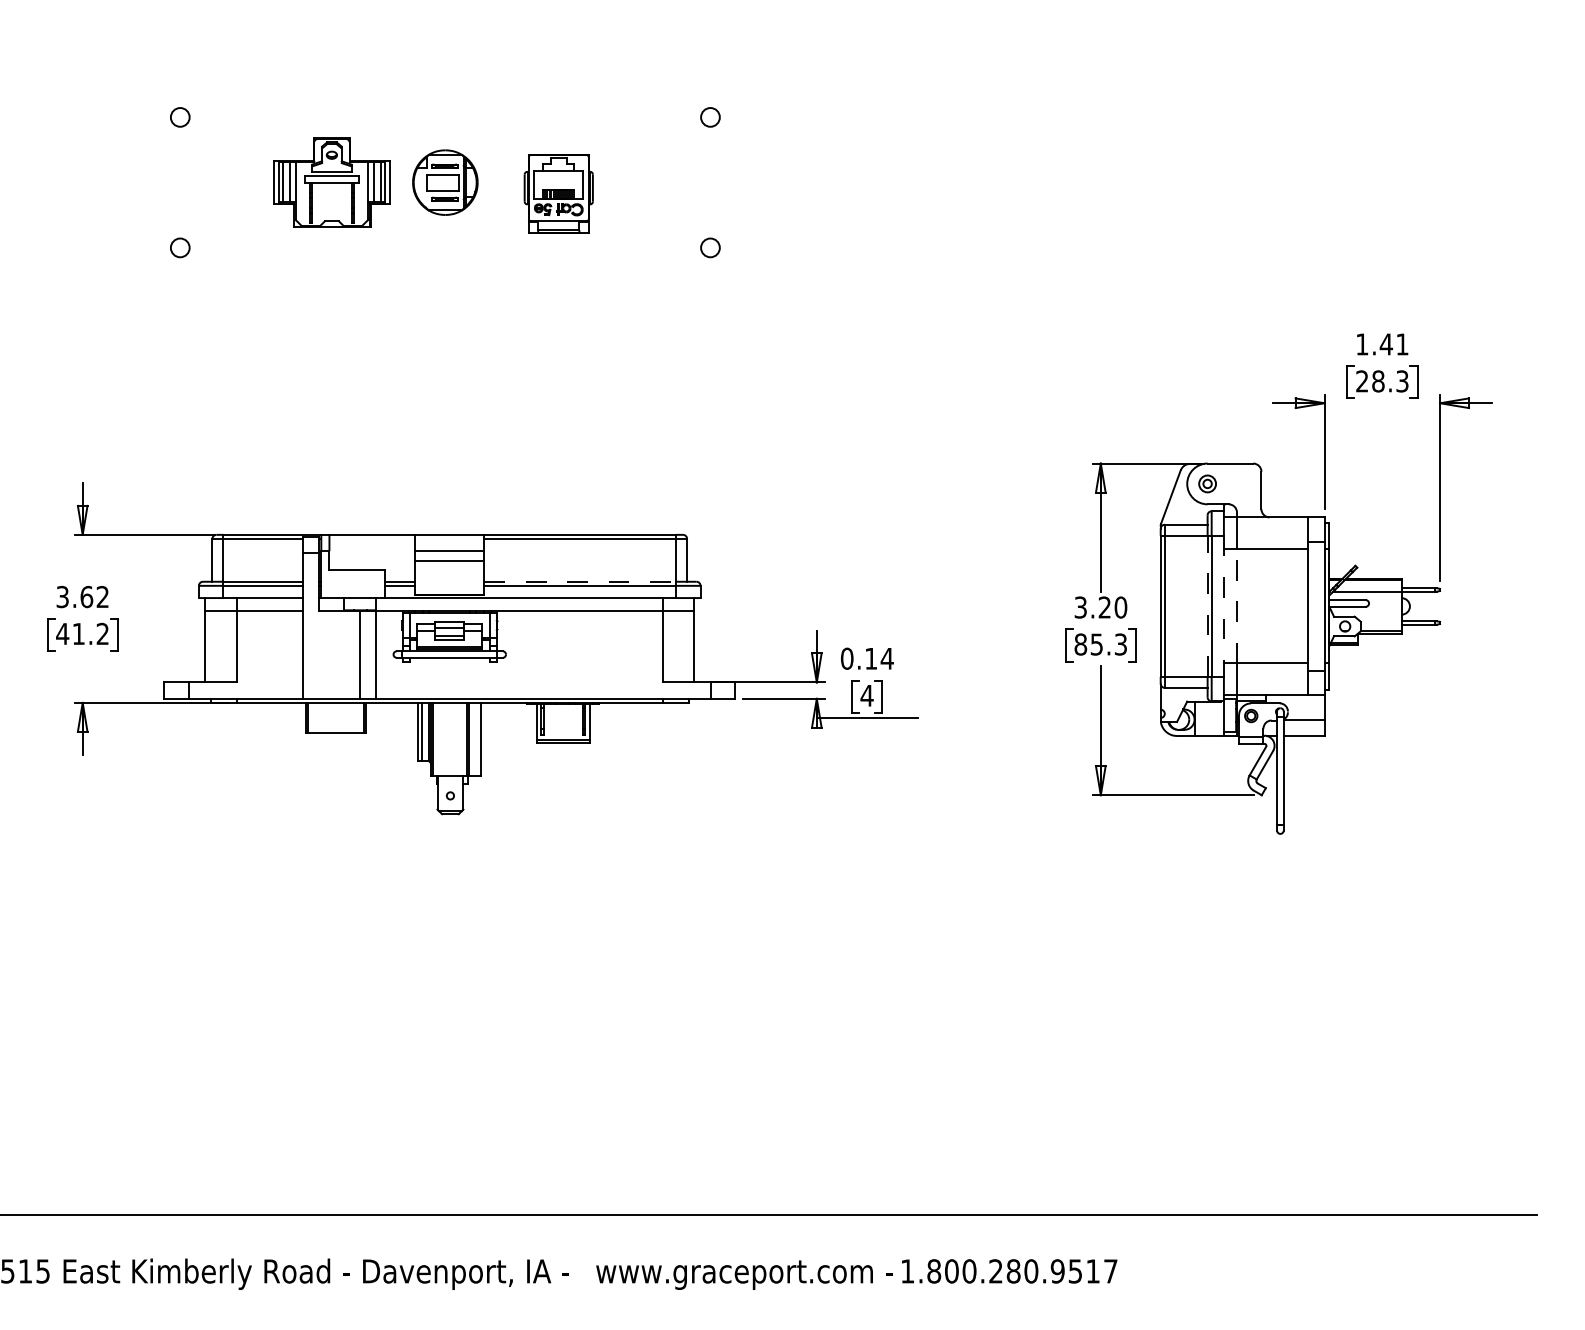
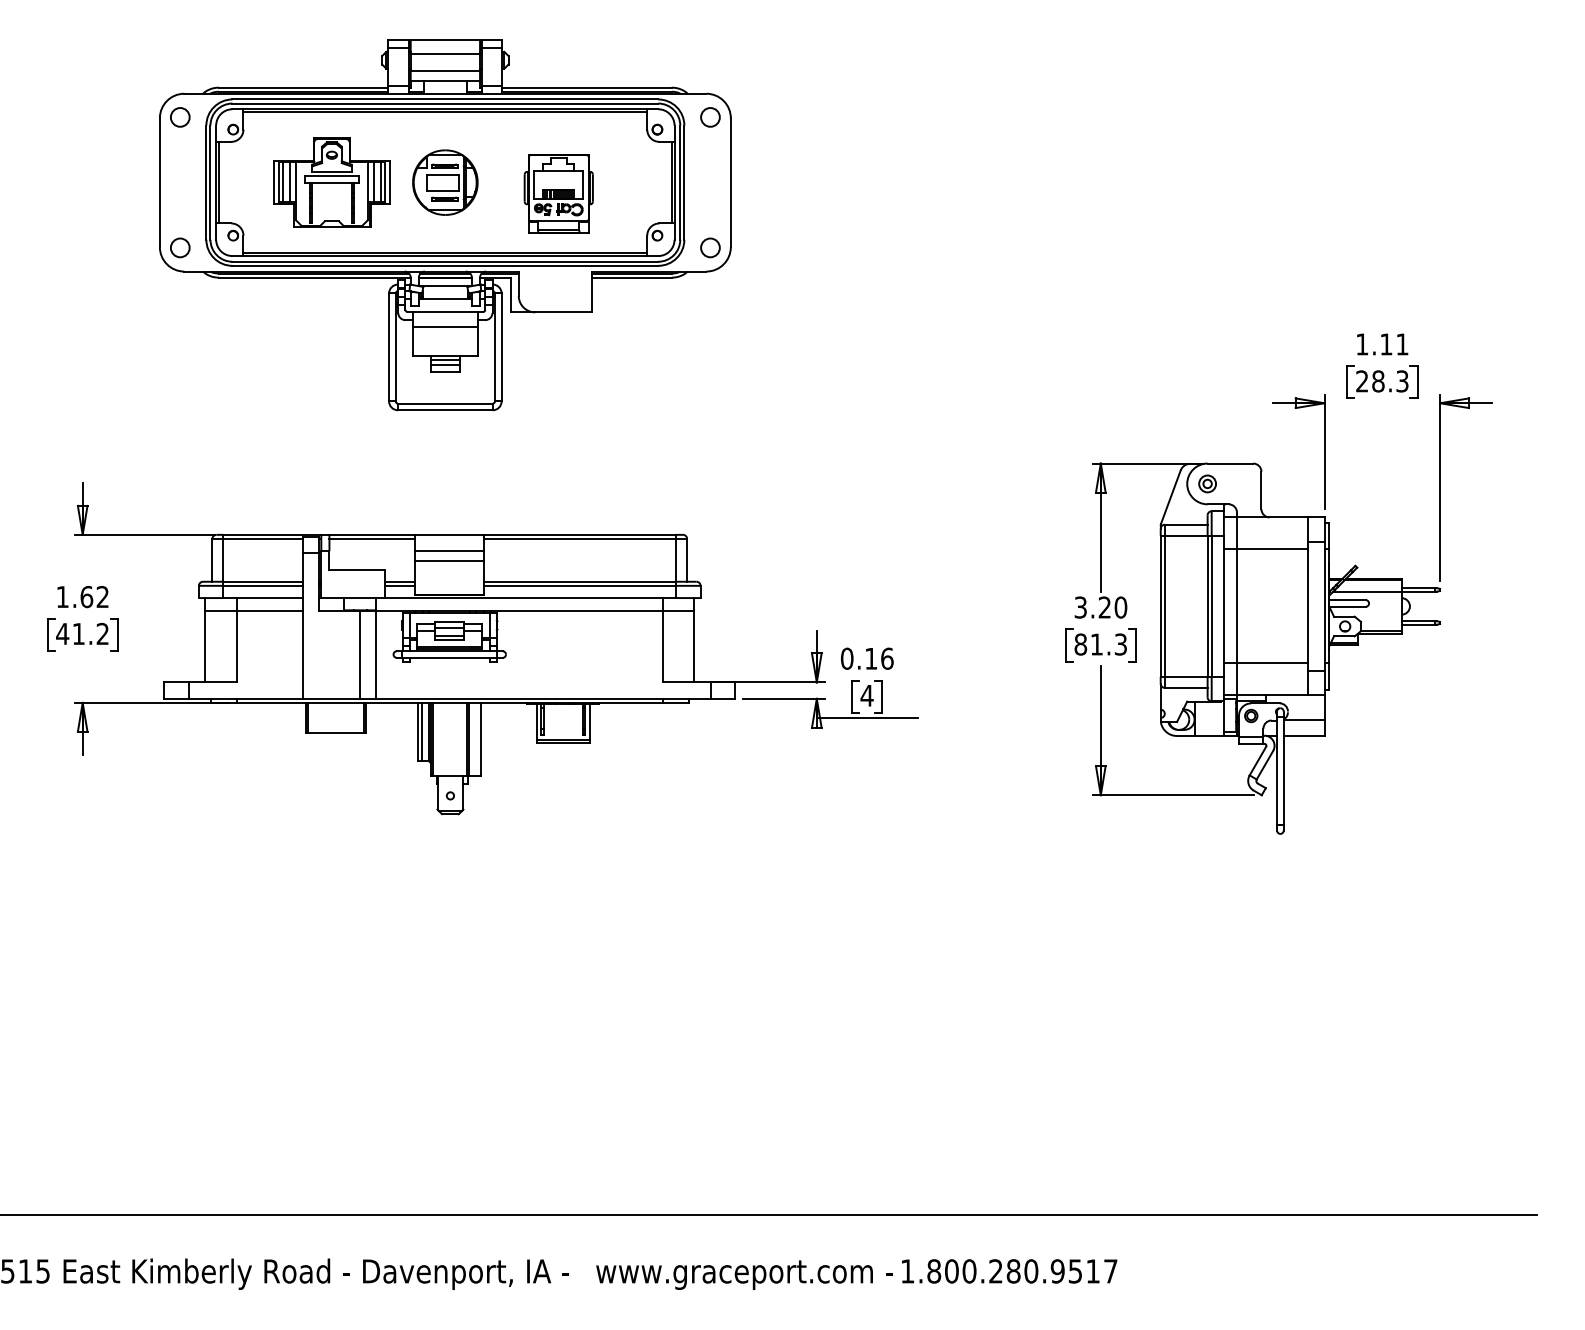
part: none -> present (445, 225)
text: 1.41 -> 1.11 (1386, 344)
line: none -> present (372, 538)
line: dashed -> solid (580, 581)
text: 3.62 -> 1.62 (62, 596)
line: dashed -> solid (1236, 605)
line: dashed -> solid (1207, 606)
line: dashed -> solid (1223, 606)
text: 85.3 -> 81.3 (1096, 644)
text: 0.14 -> 0.16 (886, 658)
